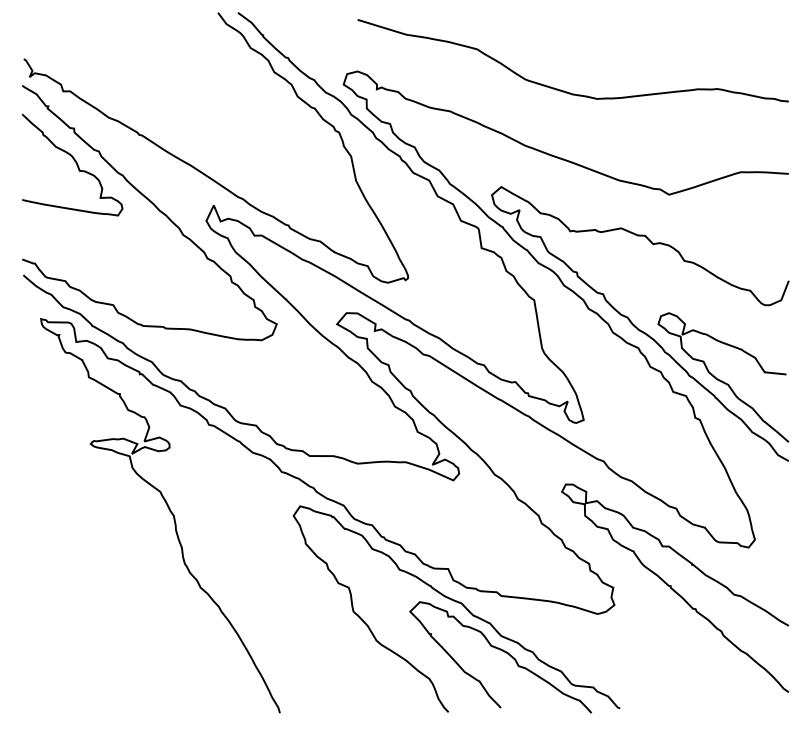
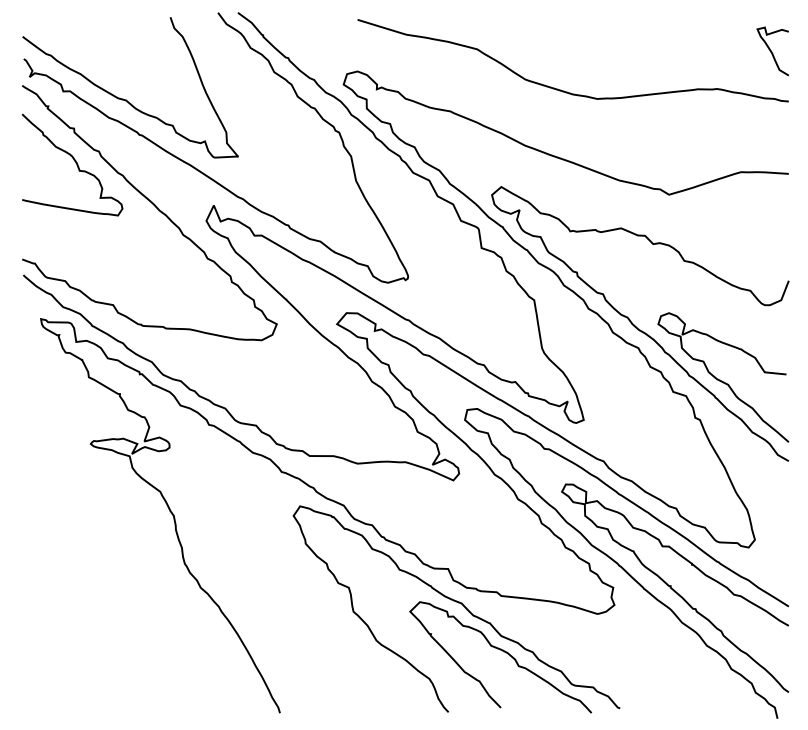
curve: none -> present (772, 51)
curve: none -> present (126, 99)
curve: none -> present (622, 566)
